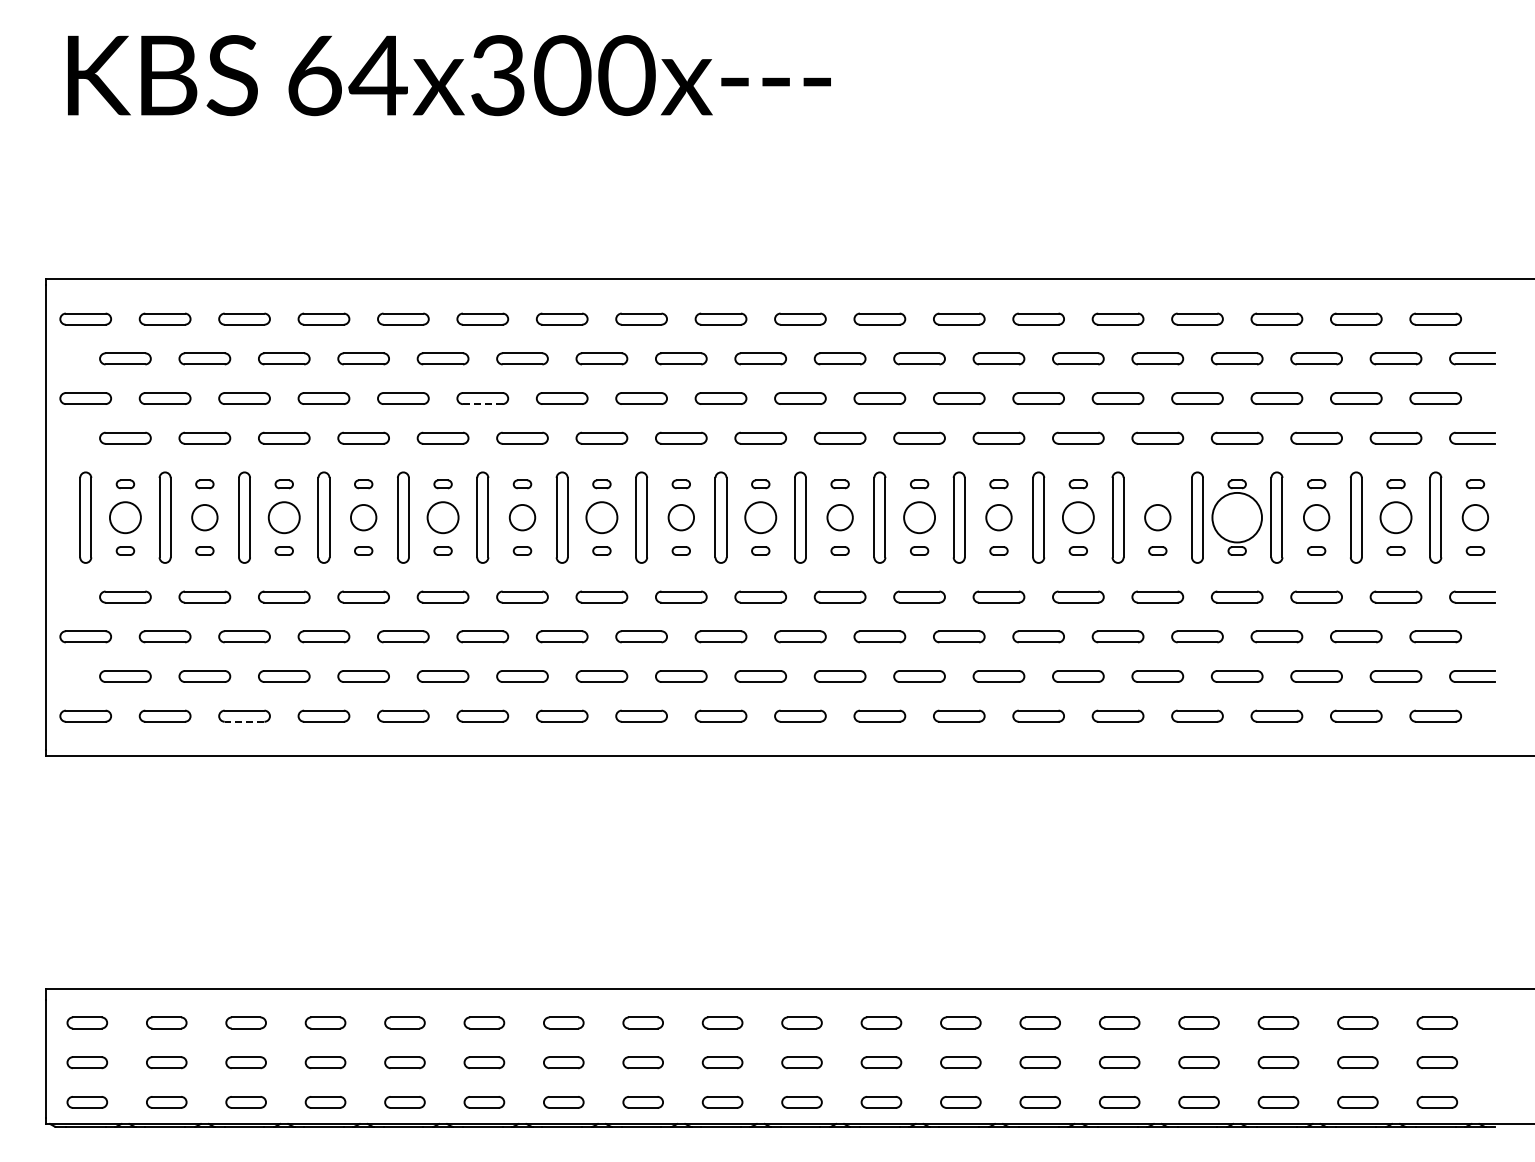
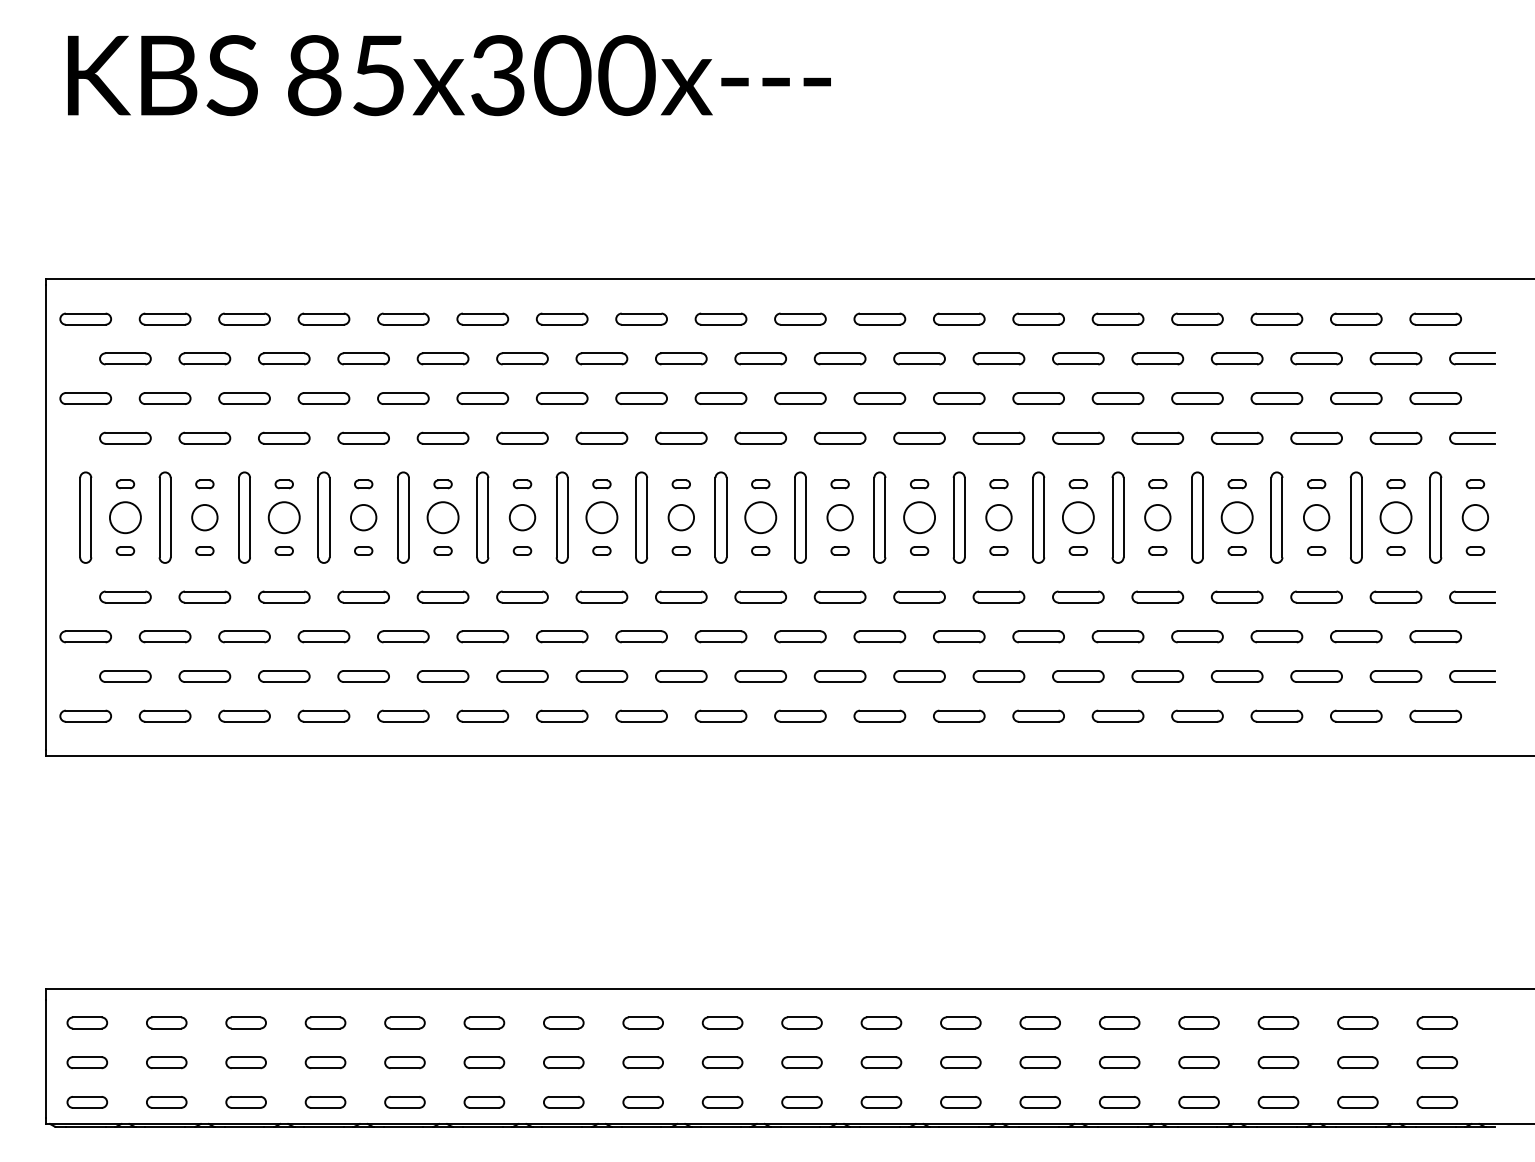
text: 64x300x--- -> 85x300x--- (347, 75)
line: dashed -> solid (482, 404)
part: none -> present (1157, 484)
circle diameter: 50 px -> 31 px (1236, 517)
line: dashed -> solid (244, 721)
